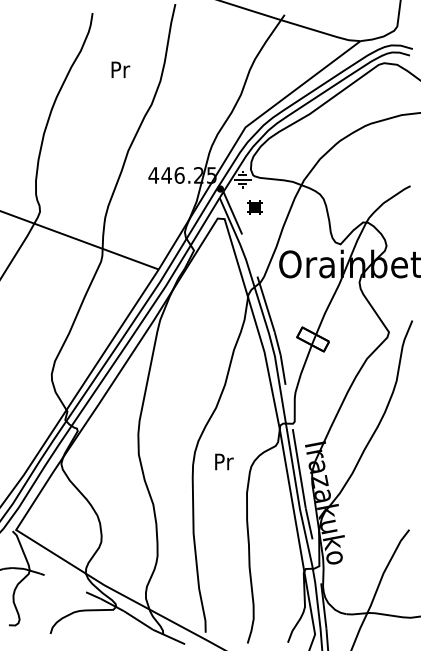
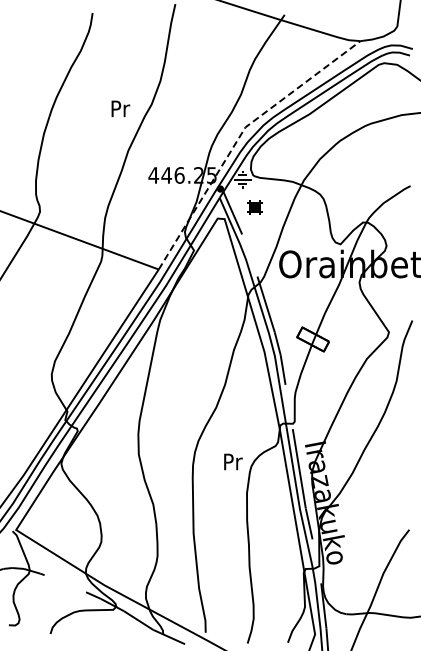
text position: (120, 69) -> (120, 108) (120, 108)
line: solid -> dashed (239, 136)
text position: (224, 461) -> (233, 461) (233, 461)
